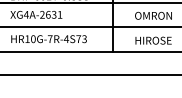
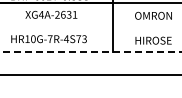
text position: (36, 14) -> (51, 14) (51, 14)
line: present -> none (90, 27)
line: solid -> dashed (91, 52)
